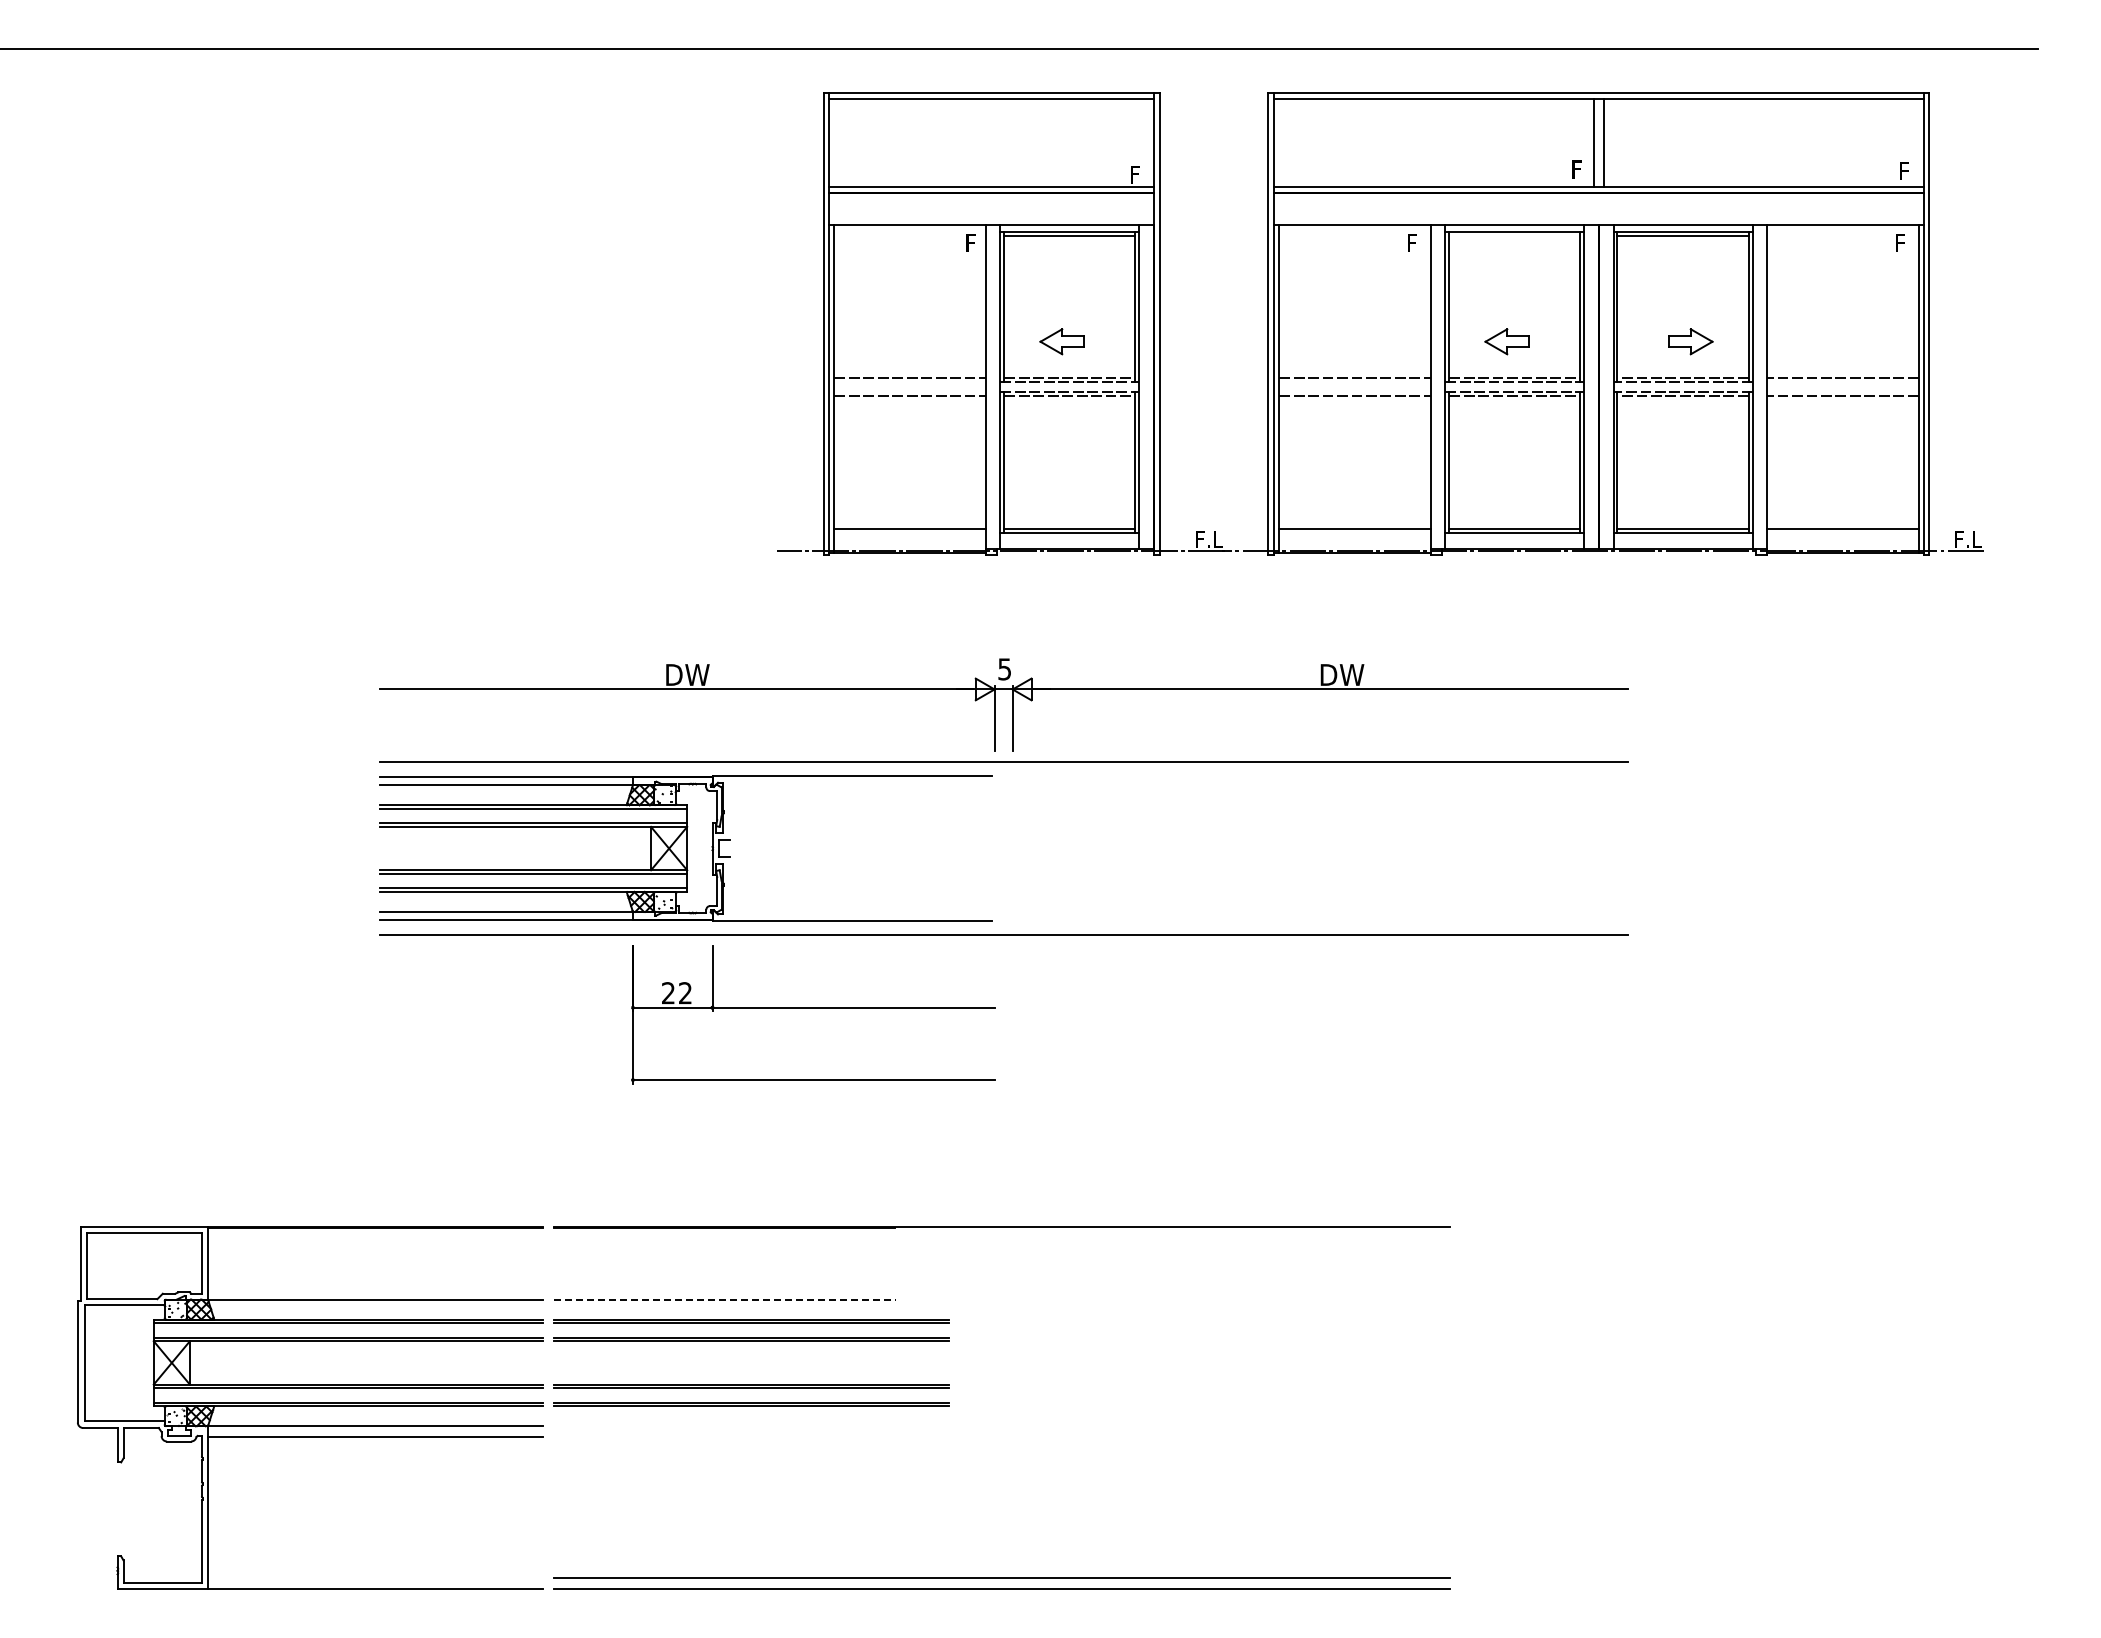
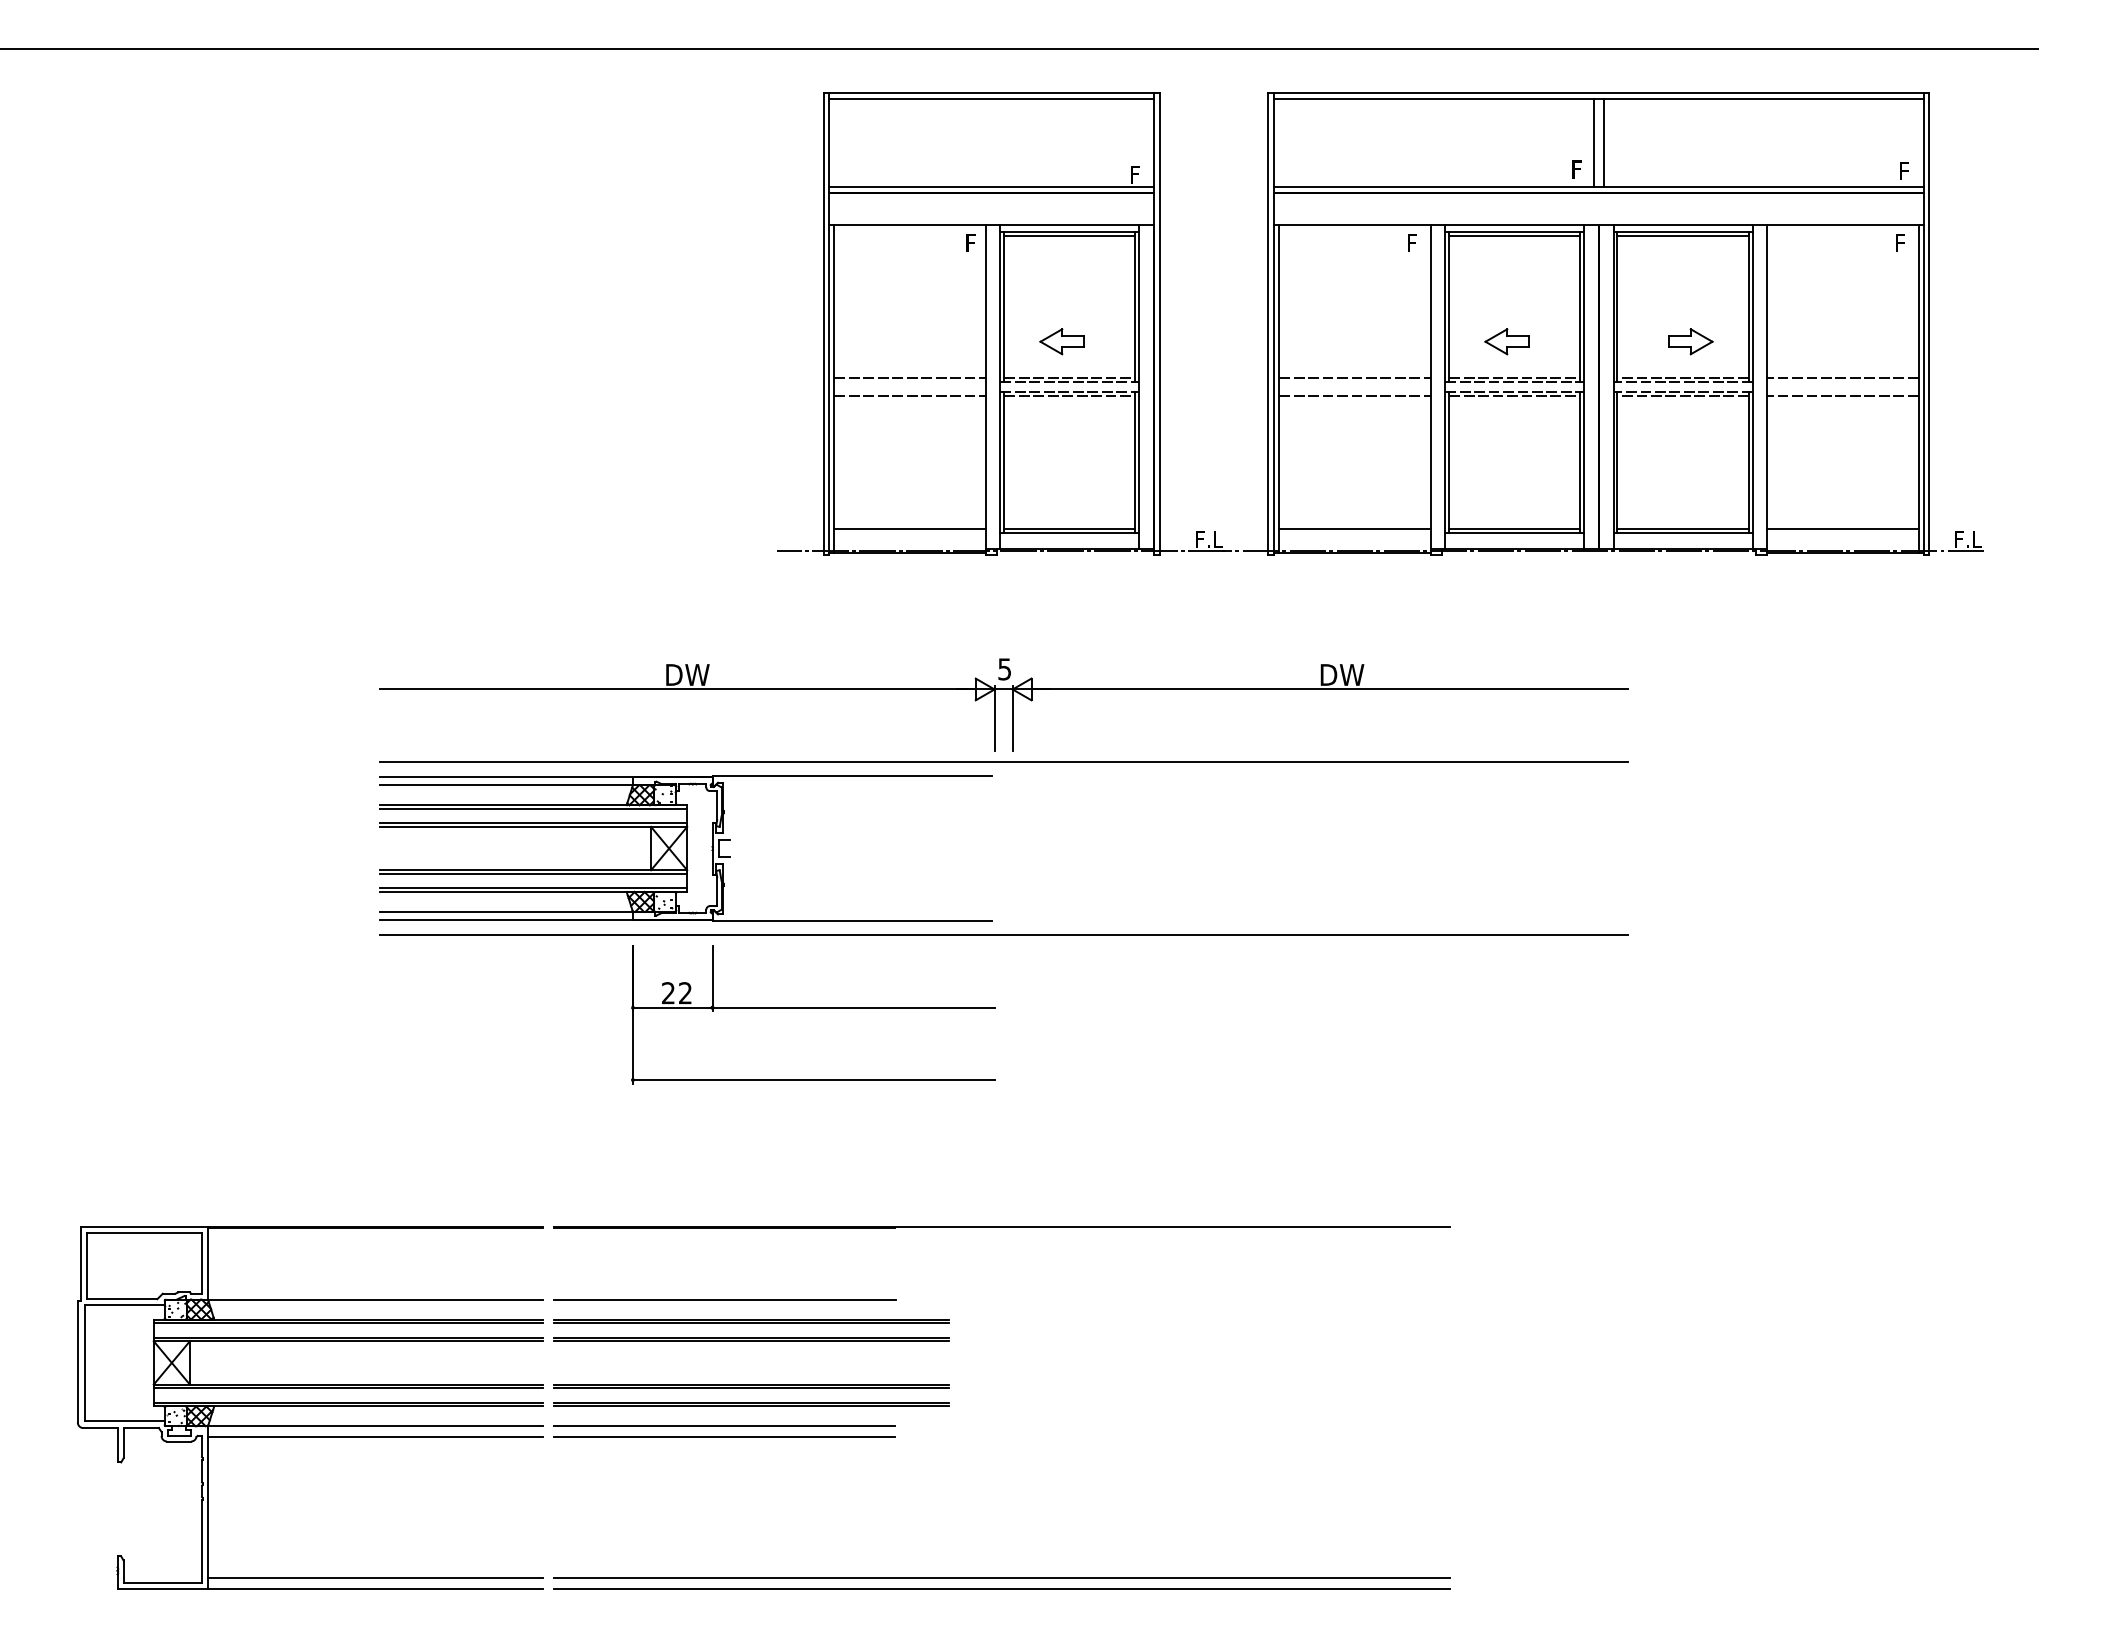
line: none -> present (1514, 236)
line: dashed -> solid (724, 1299)
line: none -> present (724, 1426)
line: none -> present (724, 1436)
line: none -> present (375, 1578)
